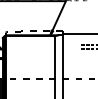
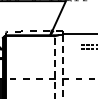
line: solid -> dashed (62, 66)
line: solid -> dashed (54, 67)
